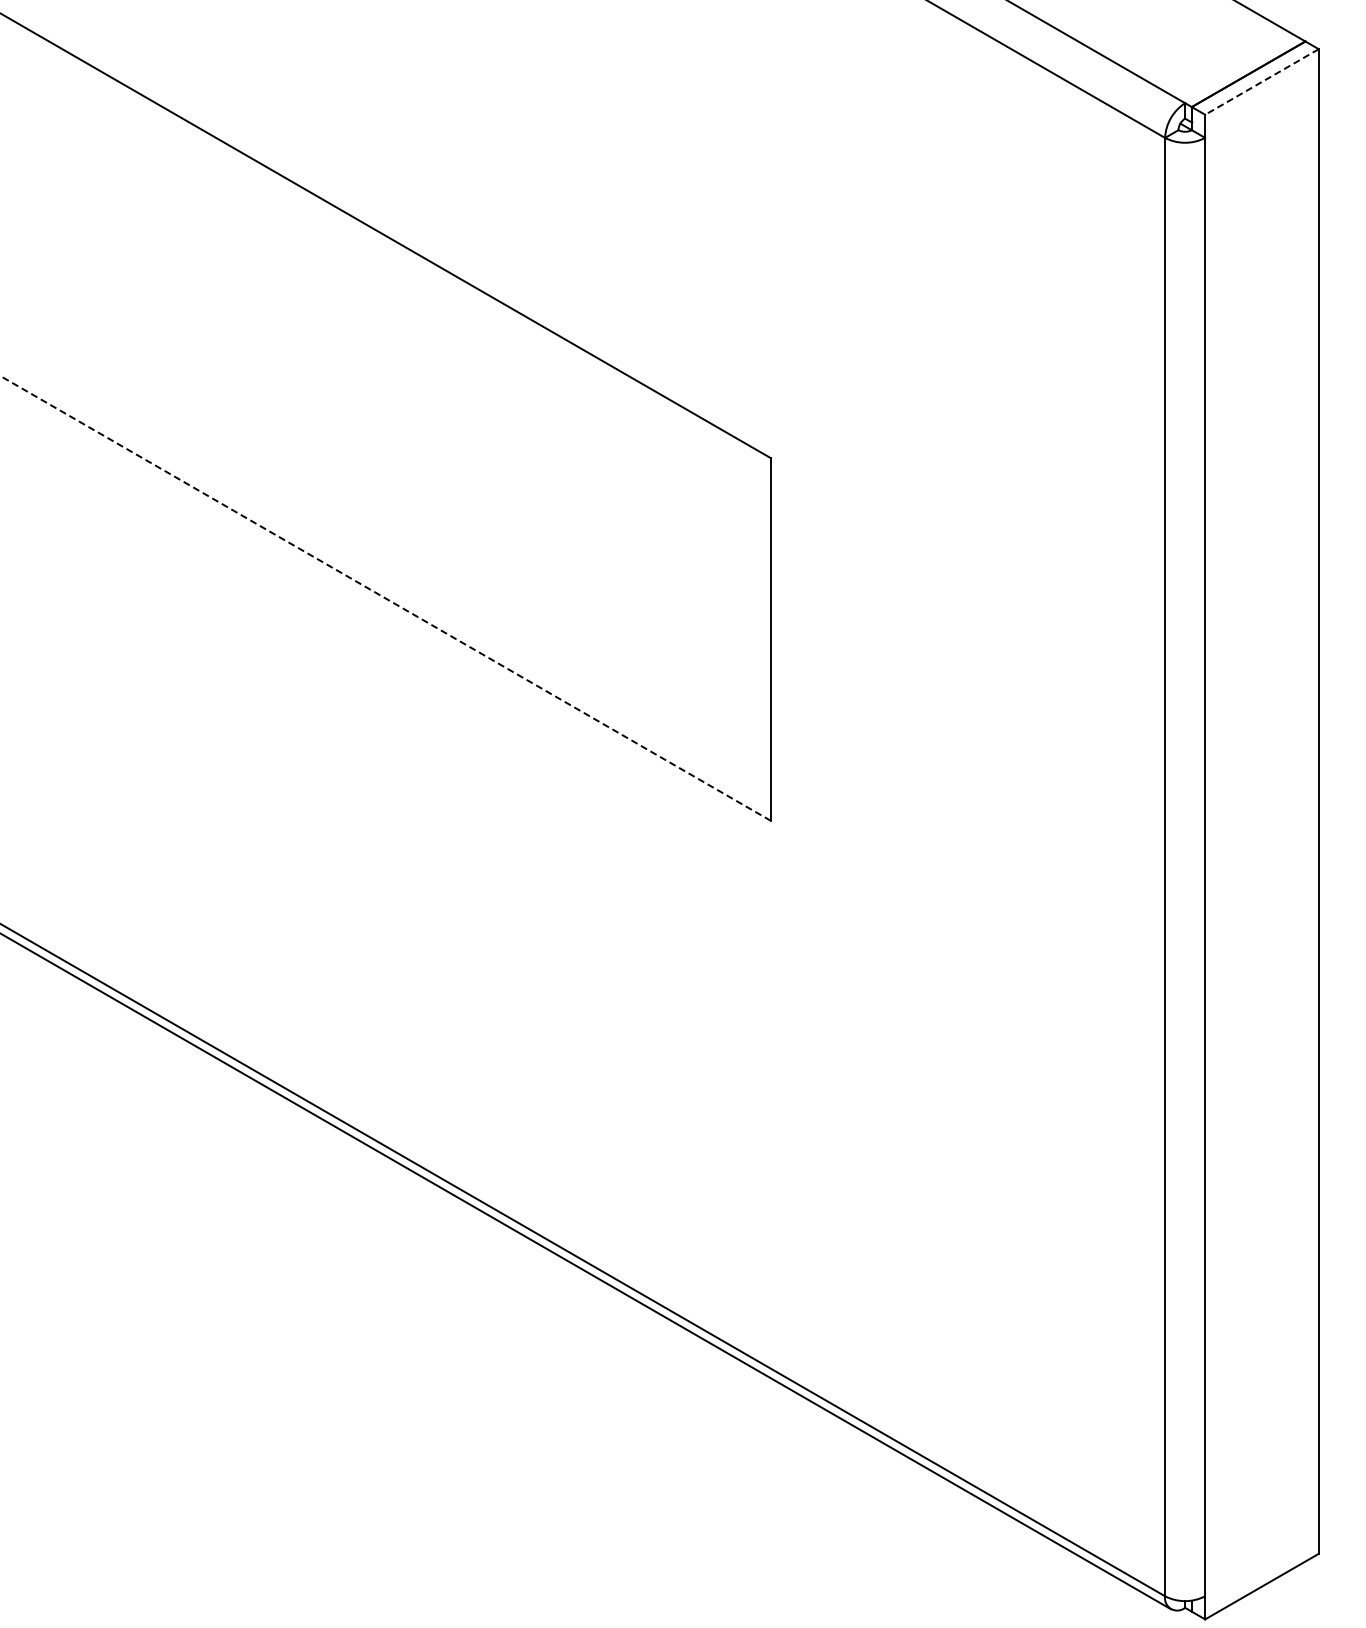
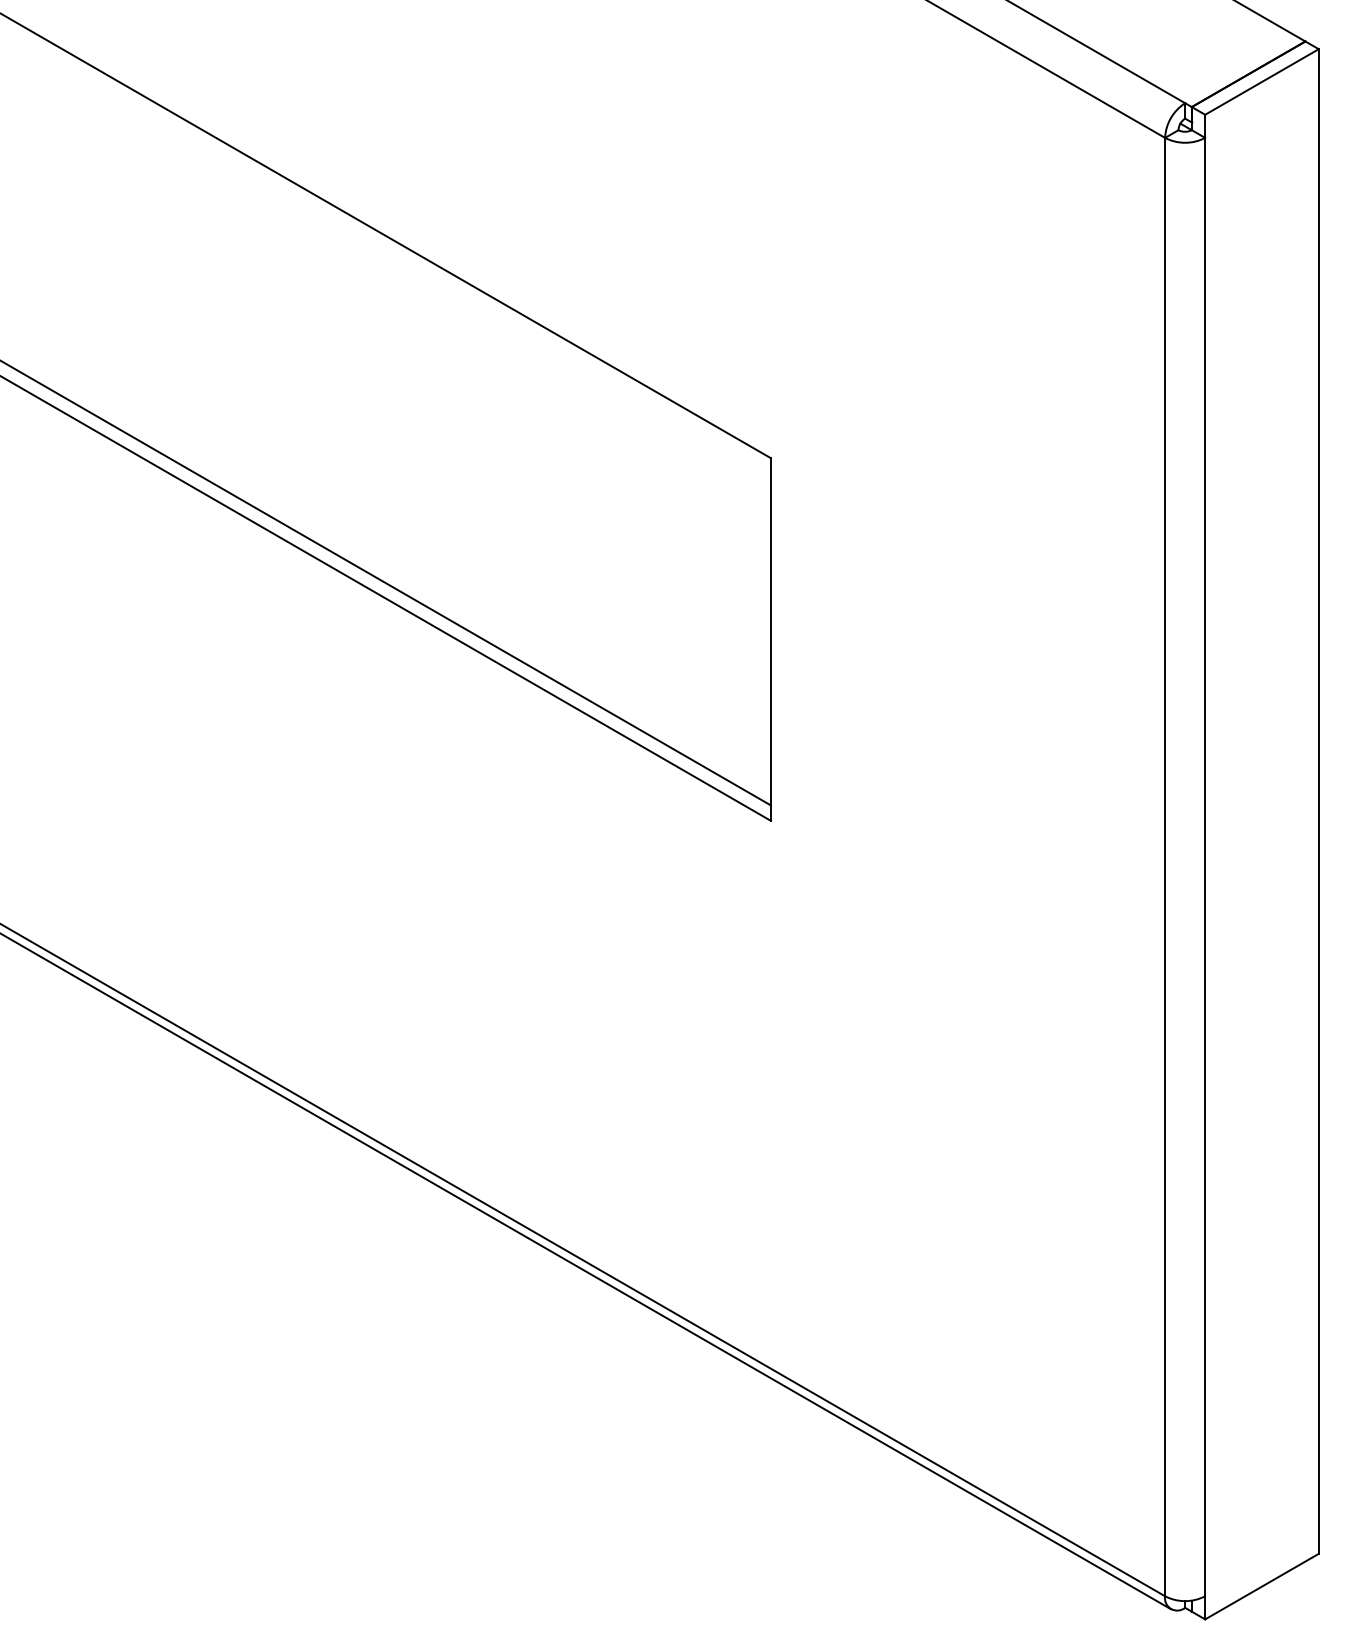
line: dashed -> solid (1261, 81)
line: none -> present (386, 583)
line: dashed -> solid (385, 598)
